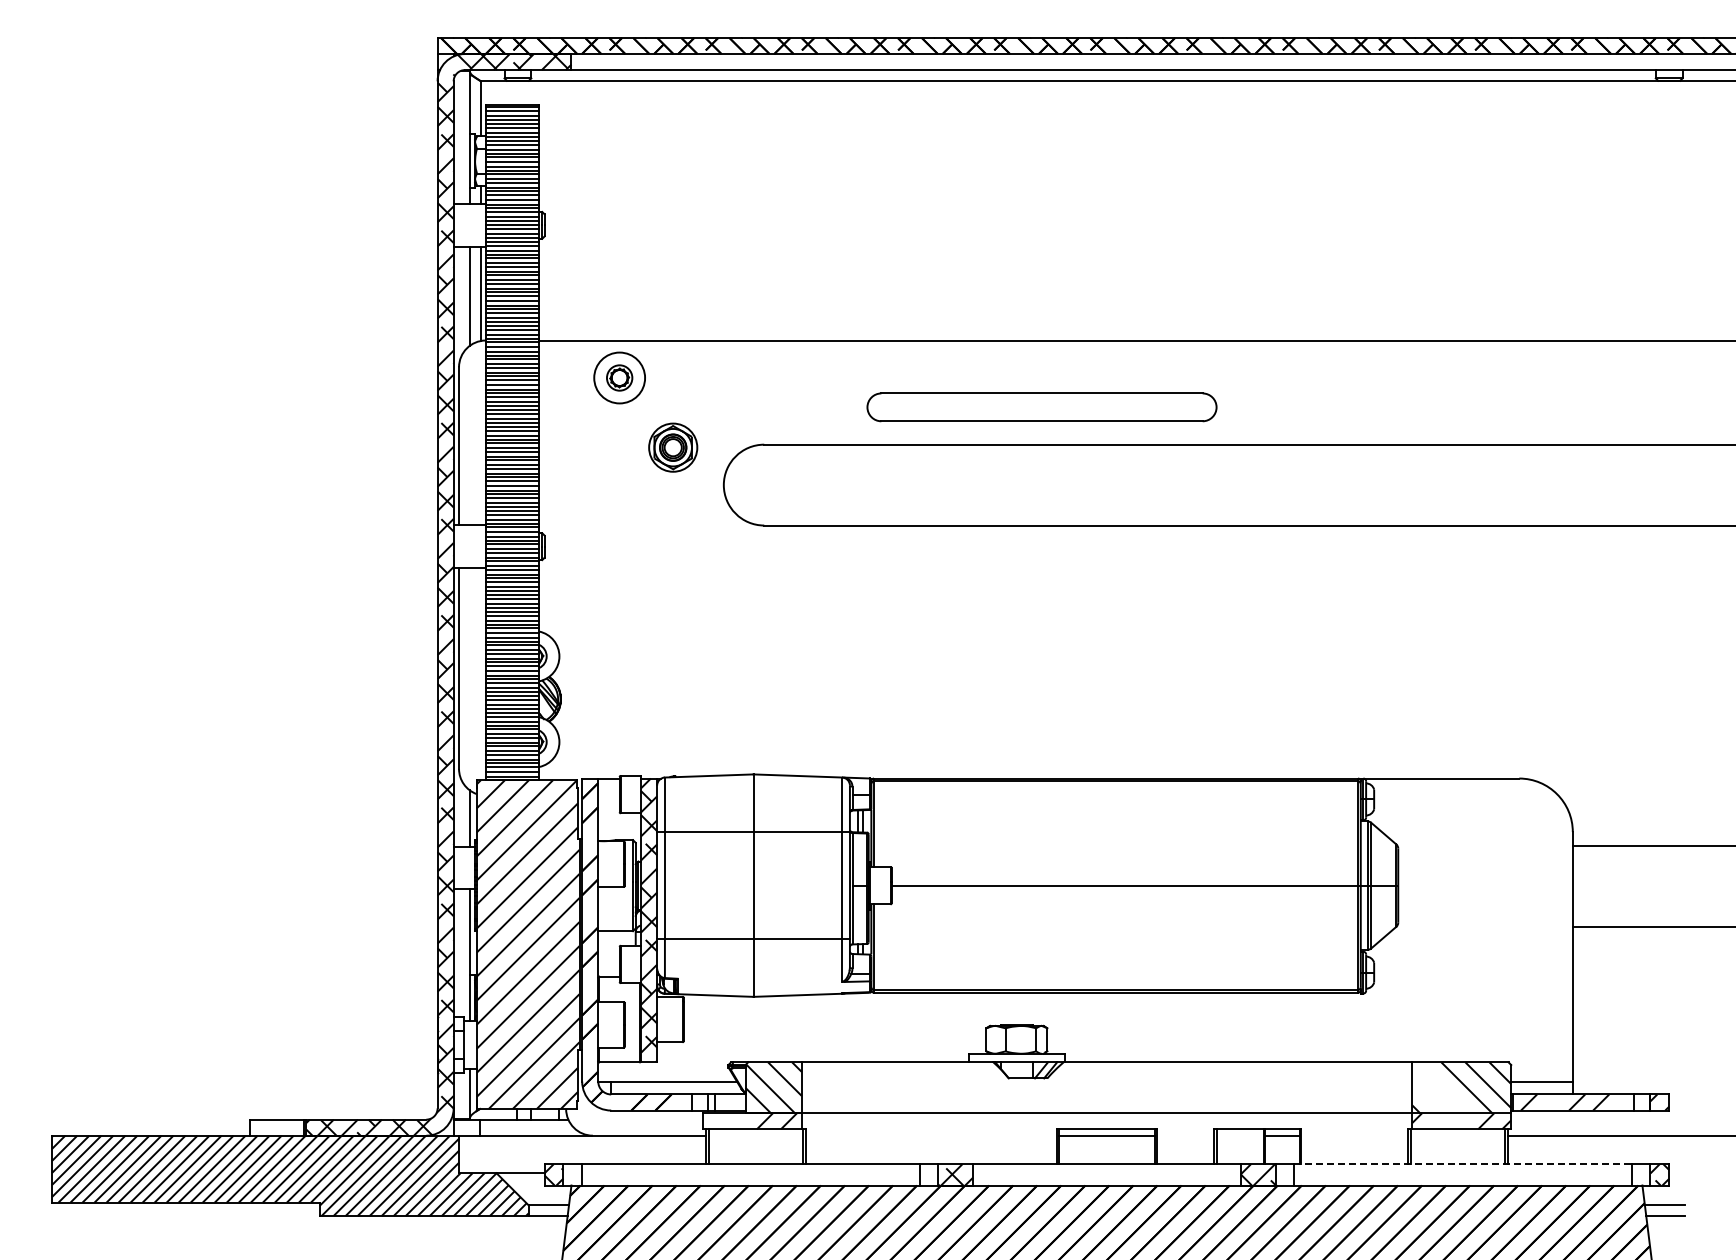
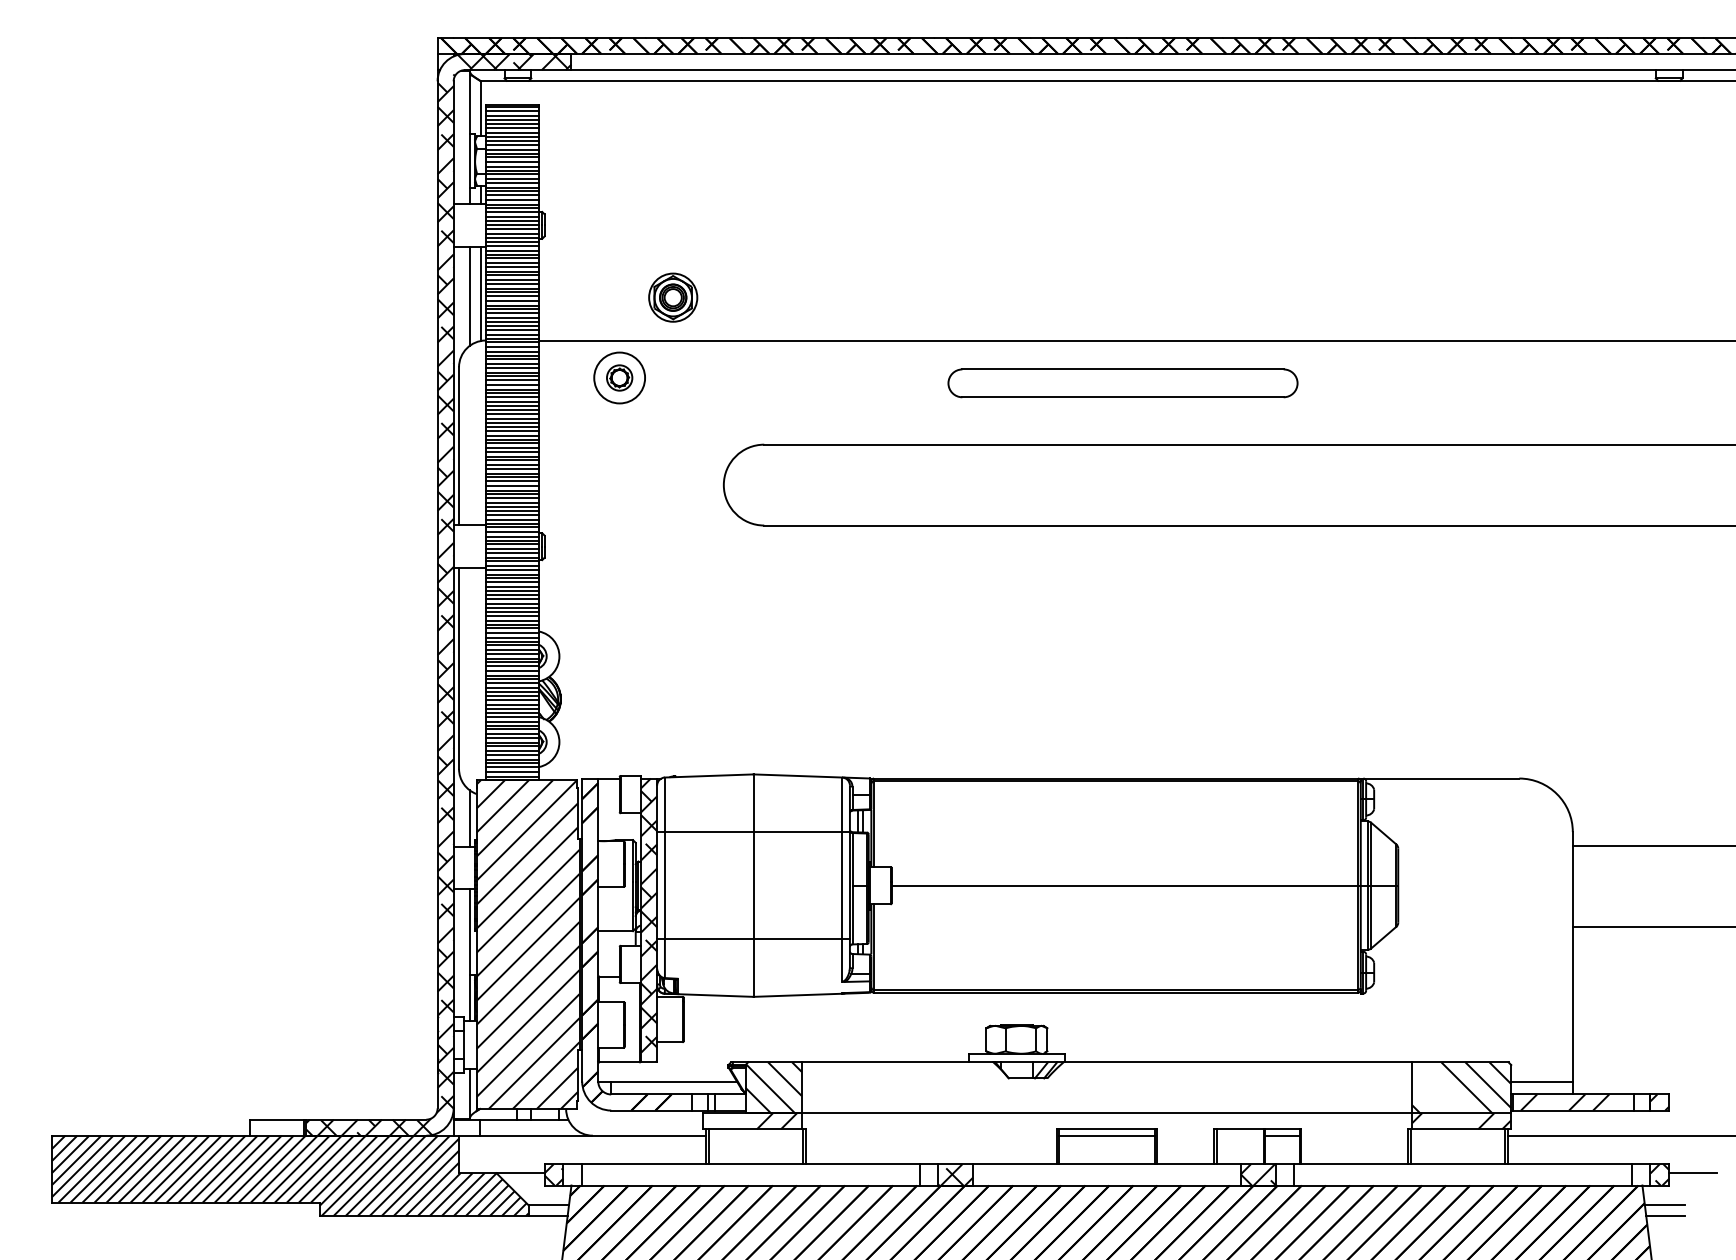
part position: (1041, 407) -> (1122, 383) (1122, 383)
part position: (673, 447) -> (673, 297) (673, 297)
line: dashed -> solid (1463, 1164)
line: none -> present (1693, 1173)
